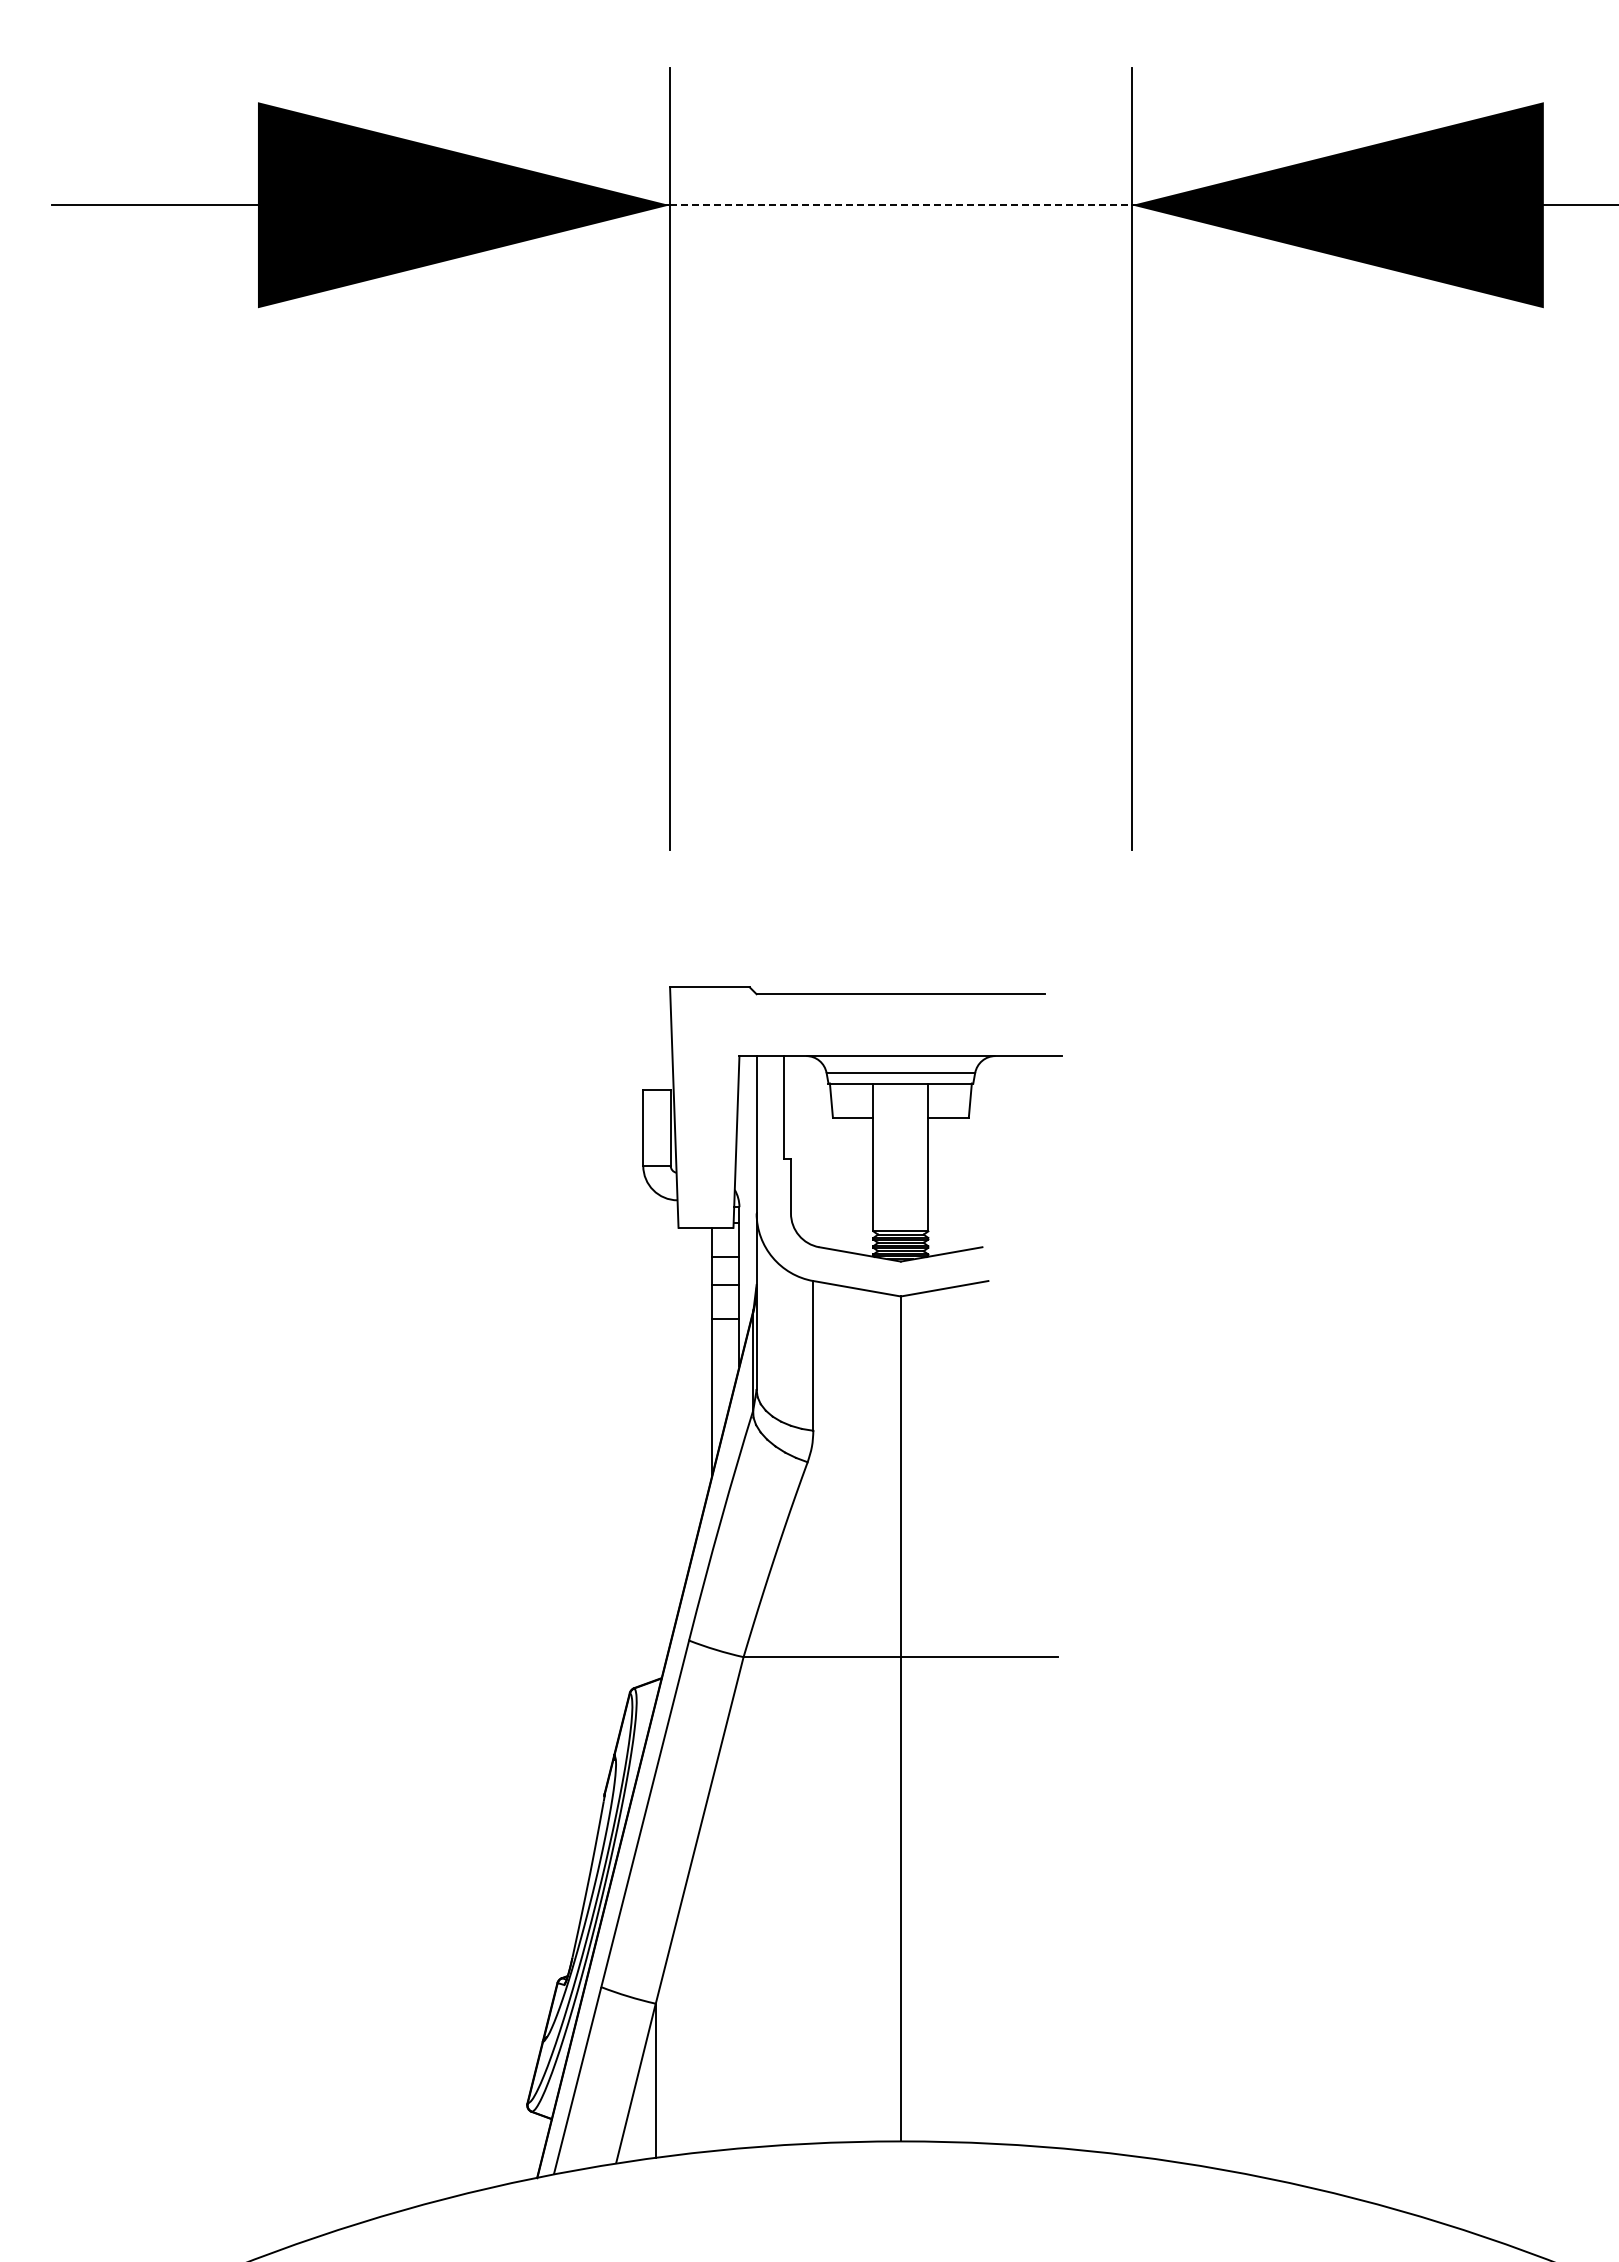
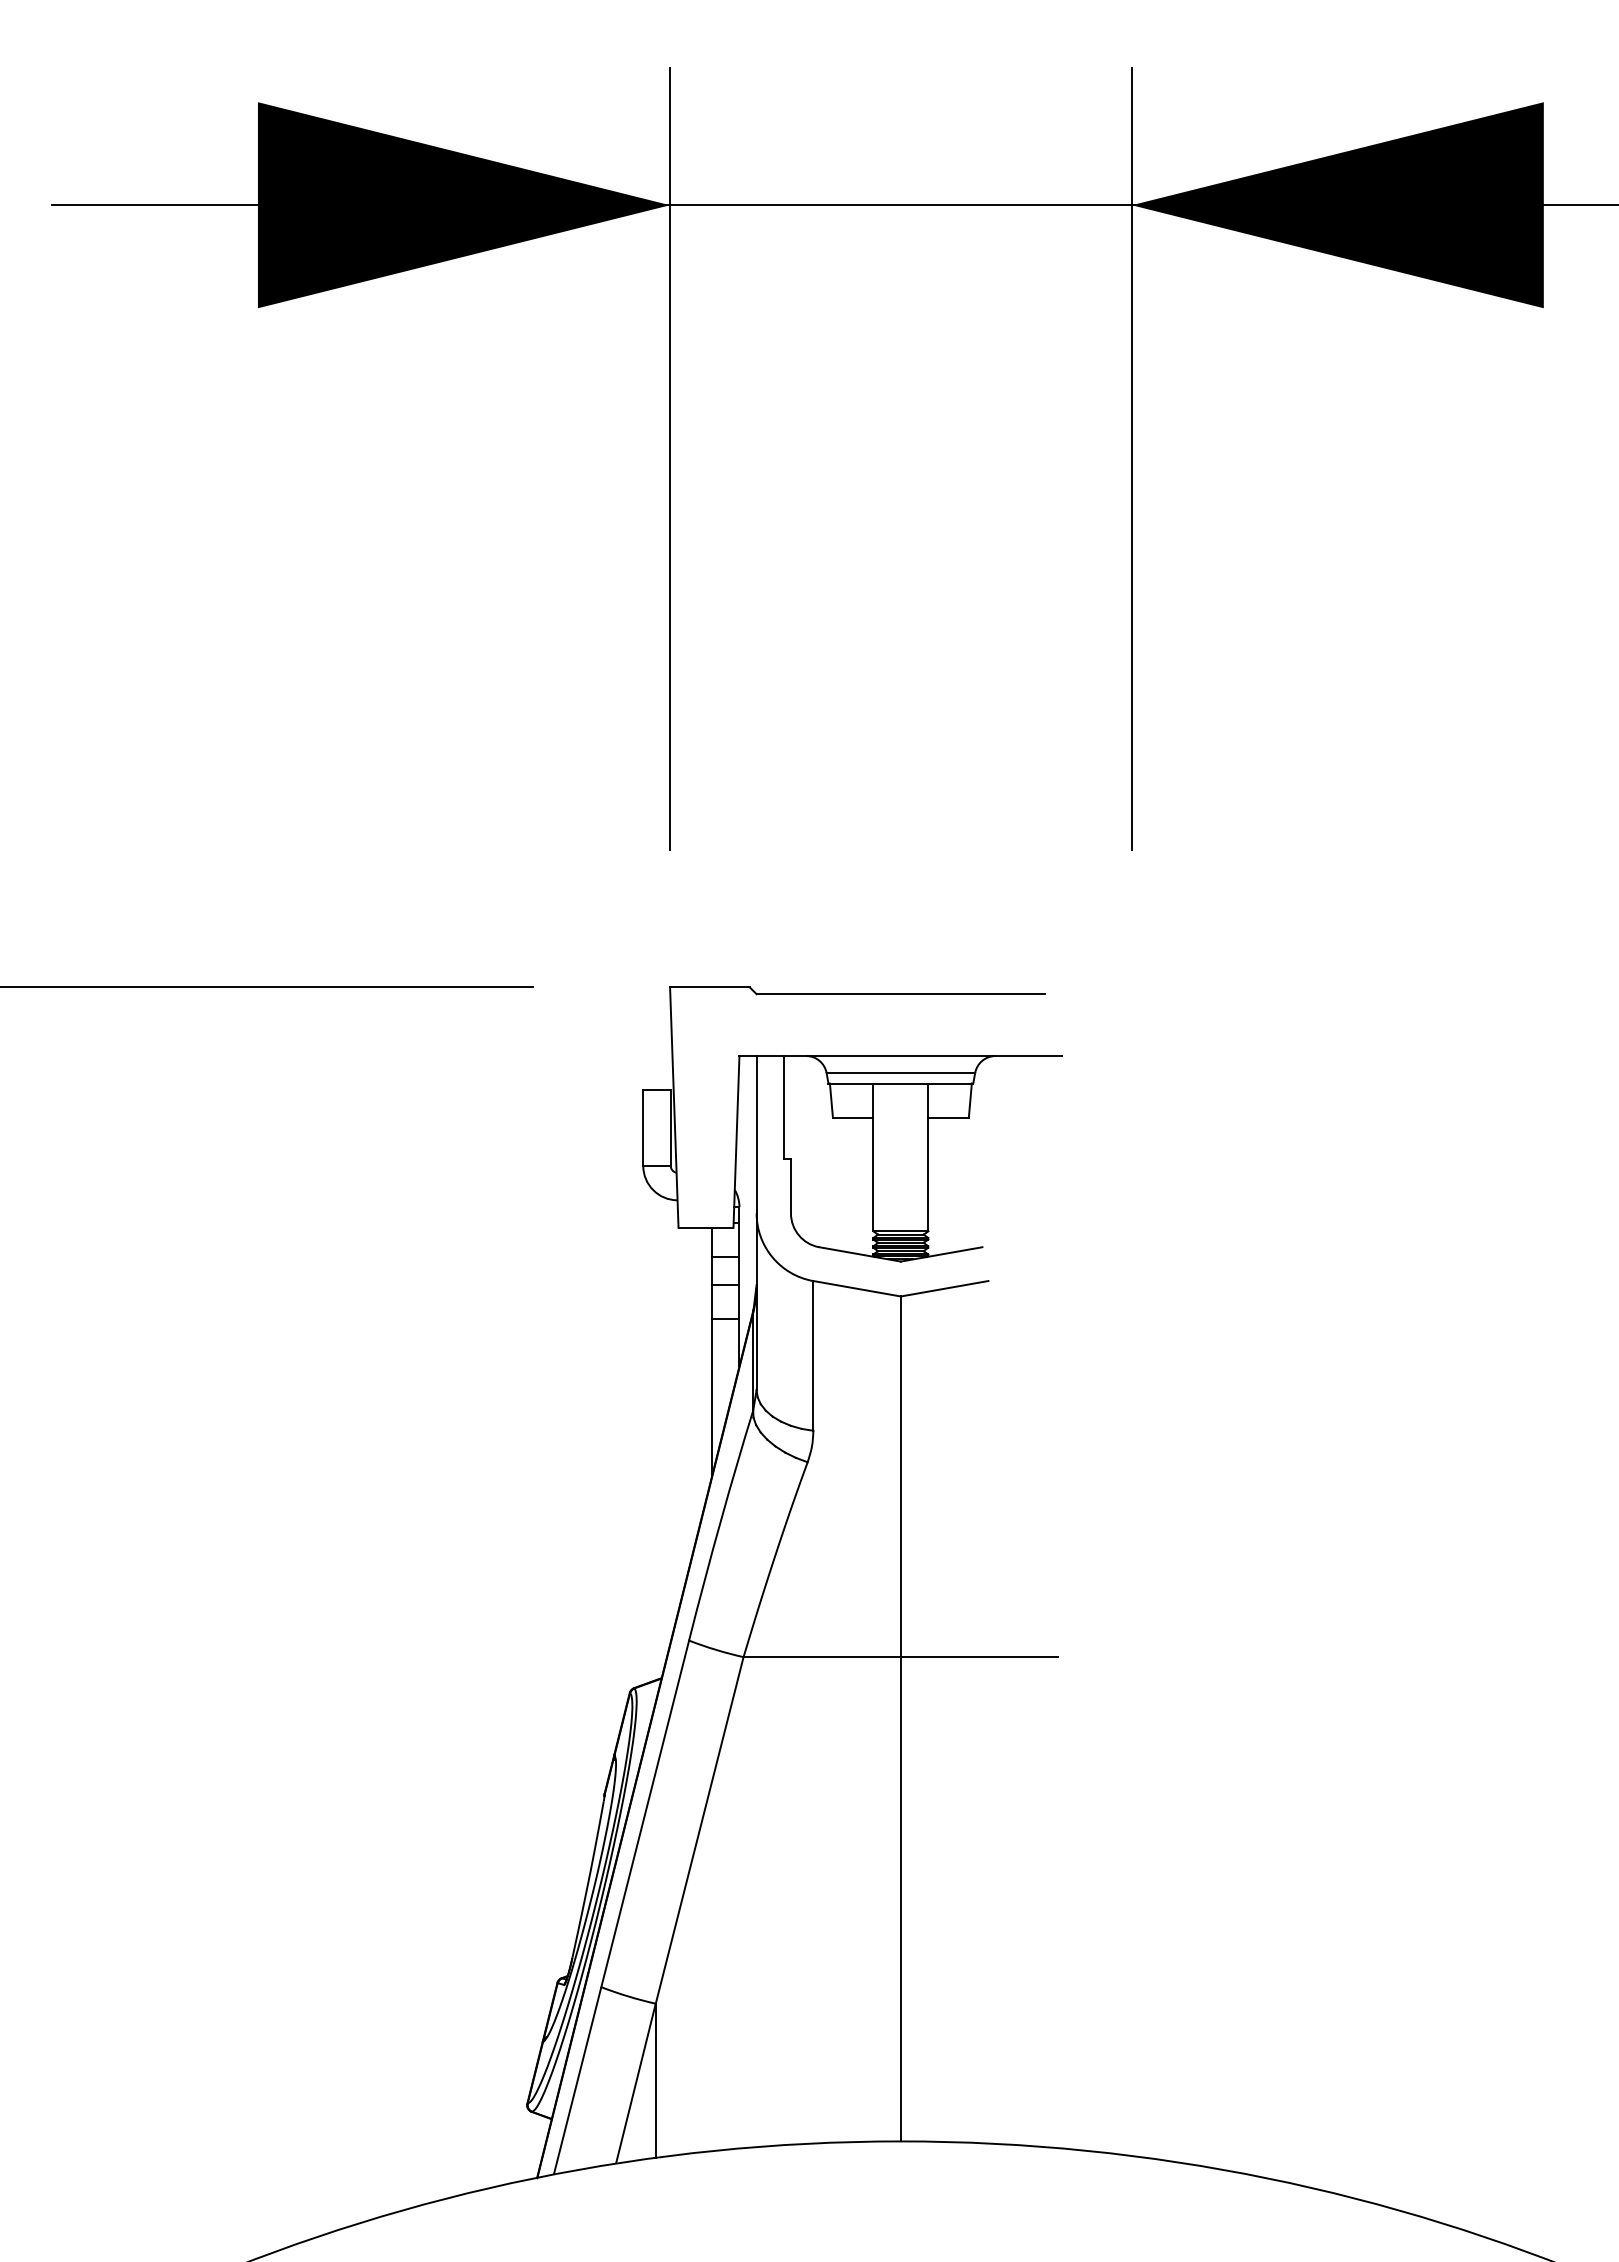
line: dashed -> solid (900, 205)
line: none -> present (267, 987)
